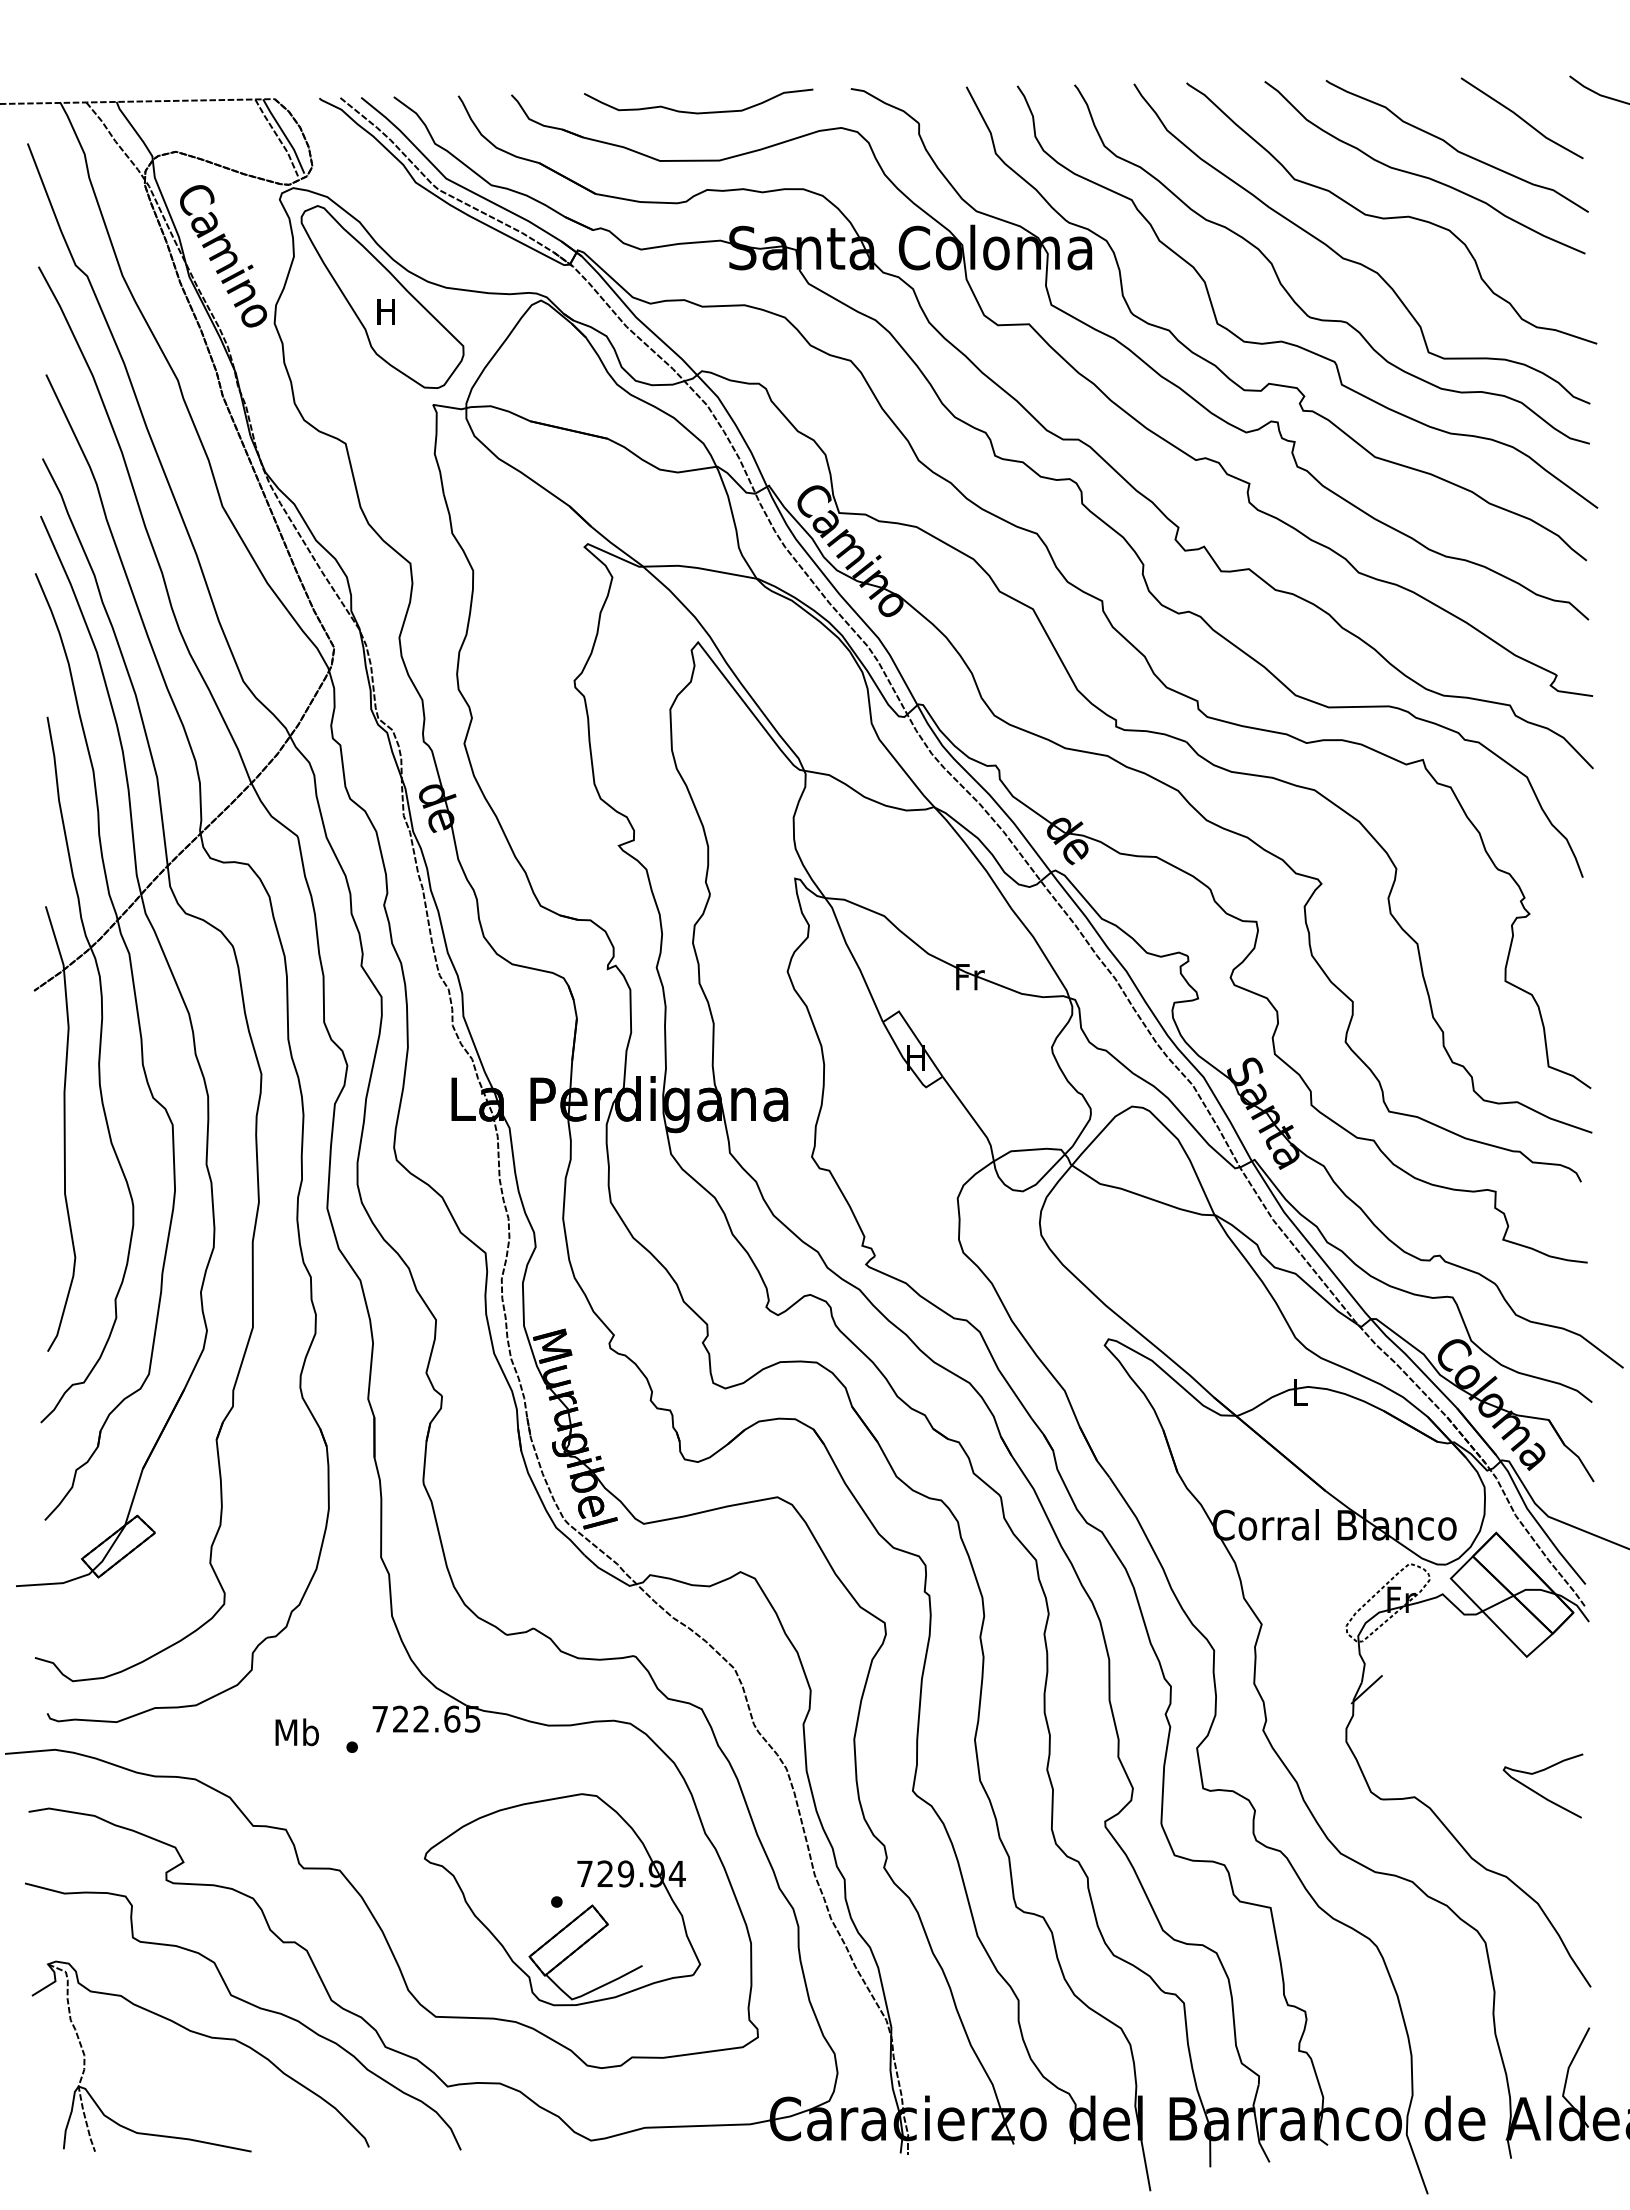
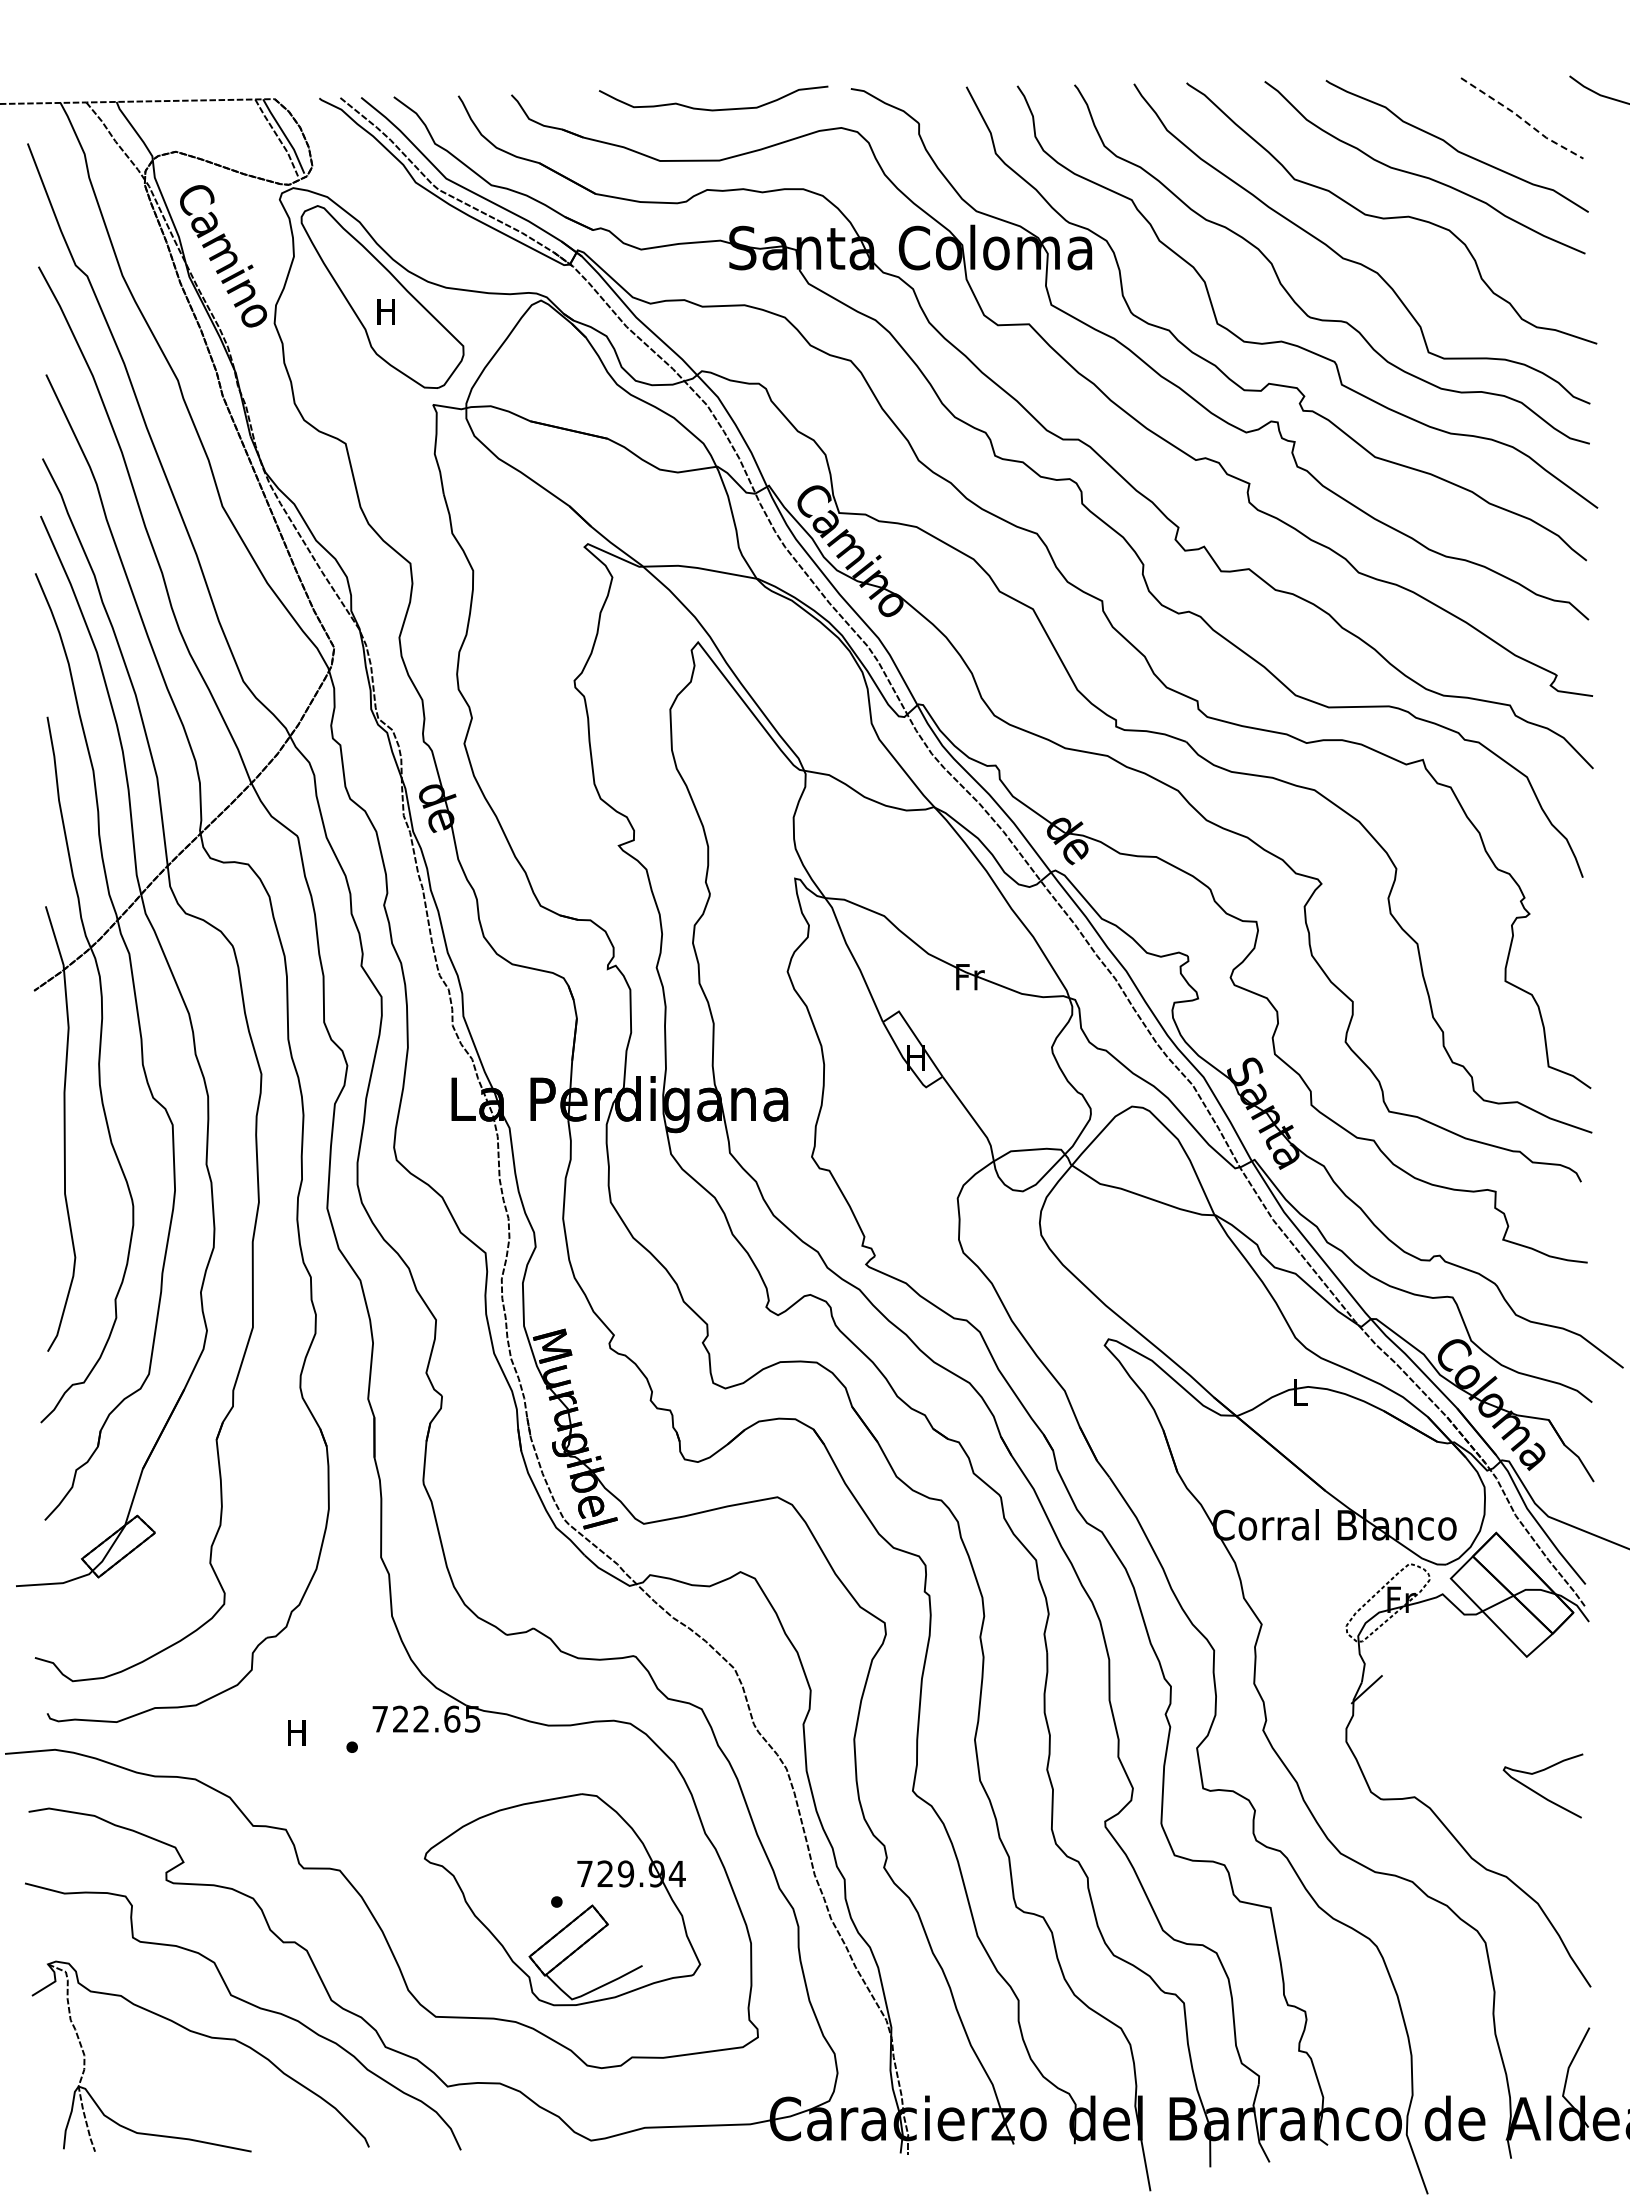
curve position: (698, 112) -> (713, 109) (713, 109)
line: solid -> dashed (1522, 119)
text: Mb -> H (296, 1732)
